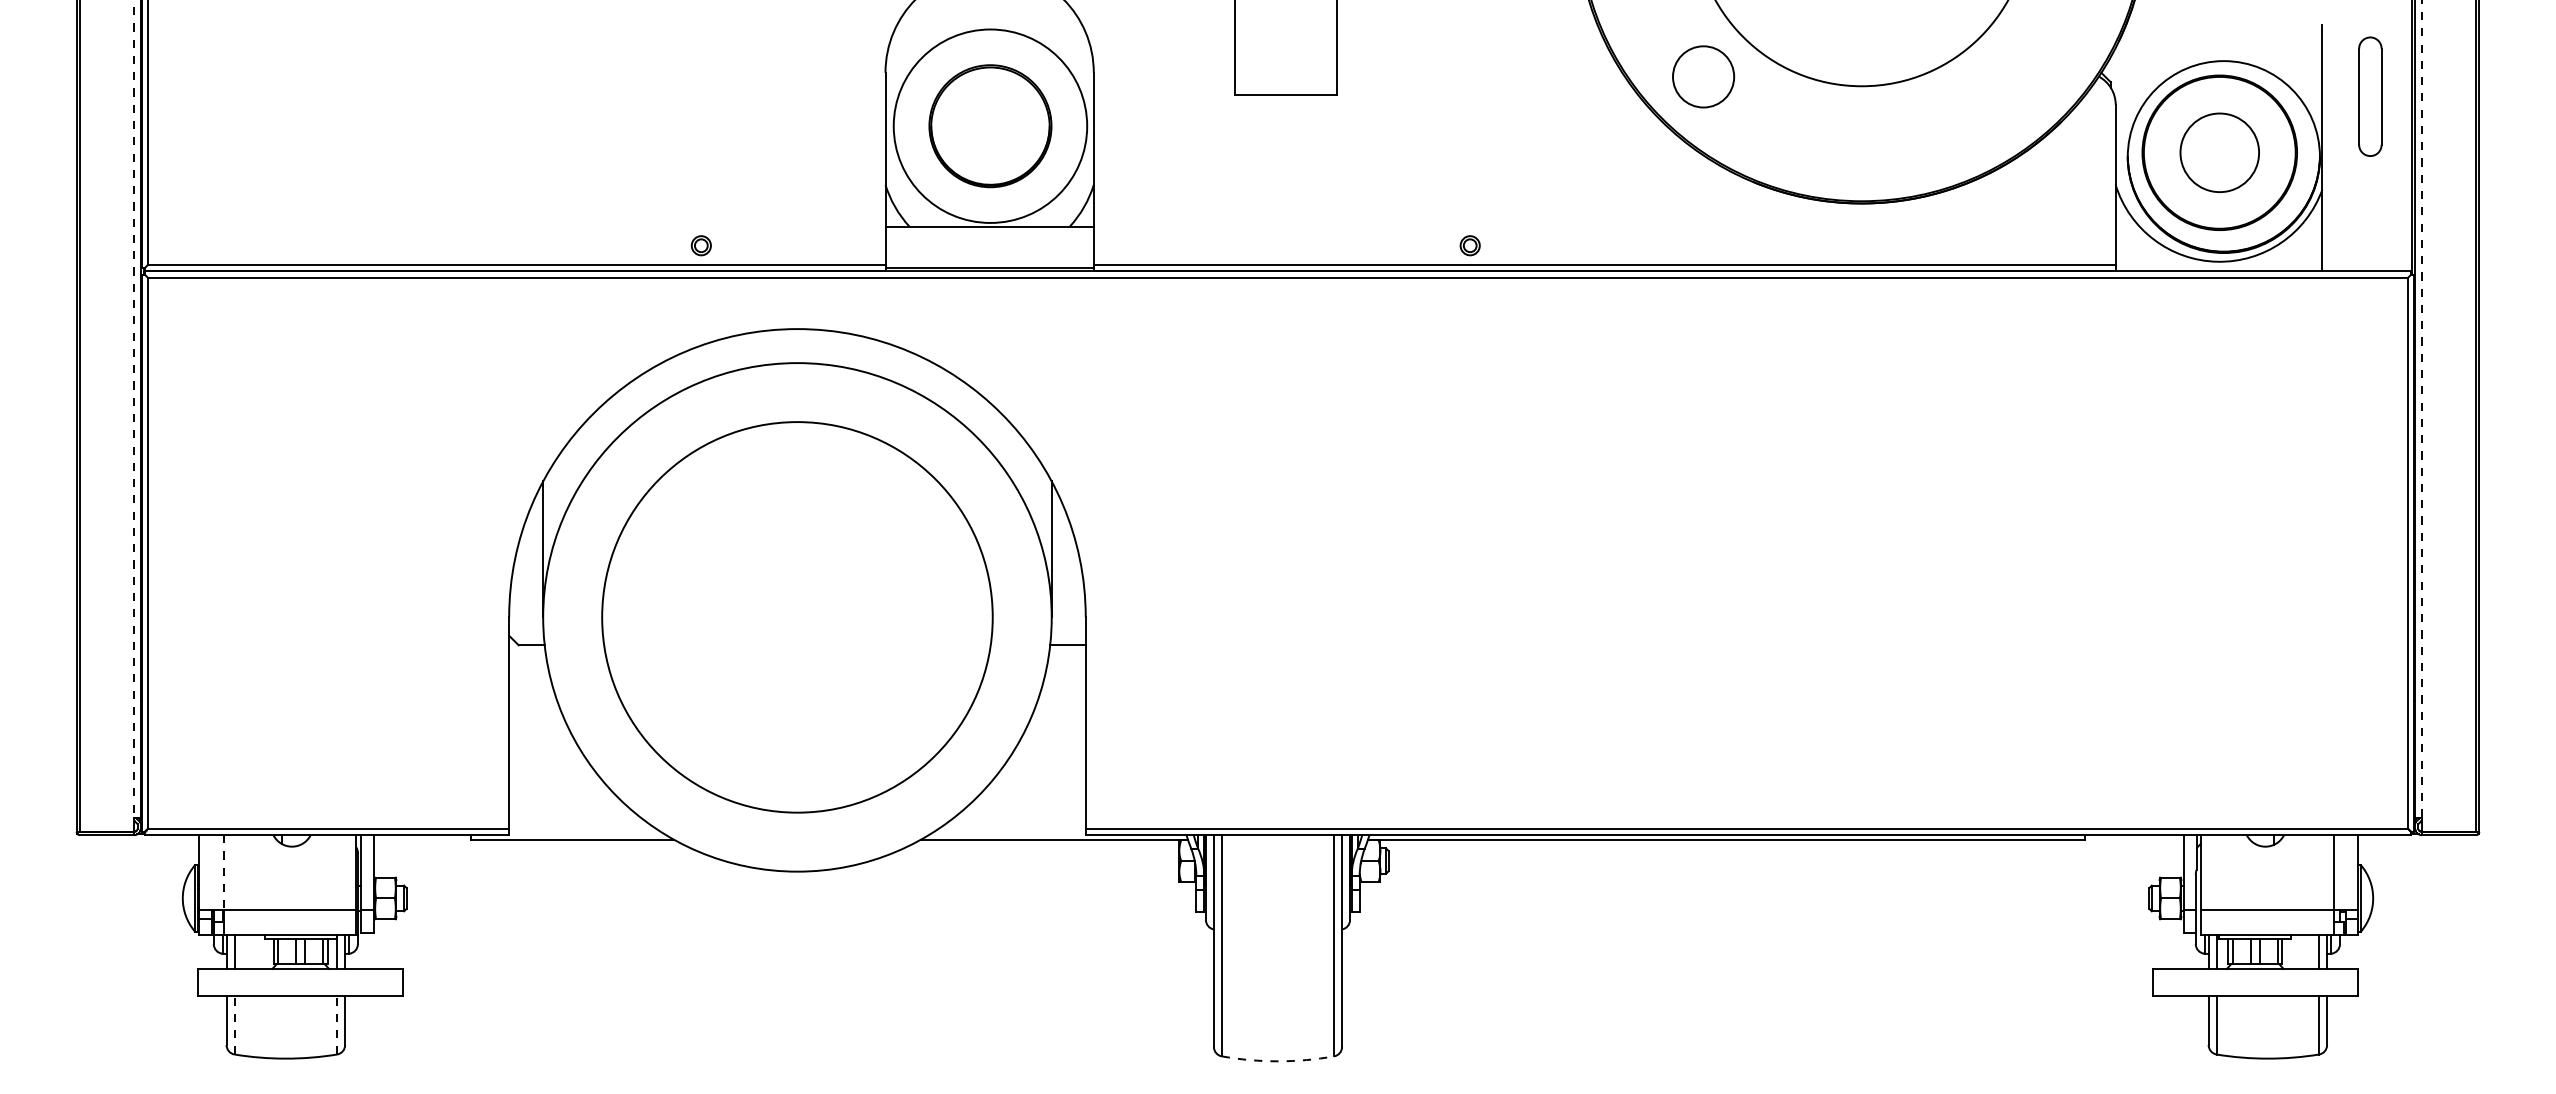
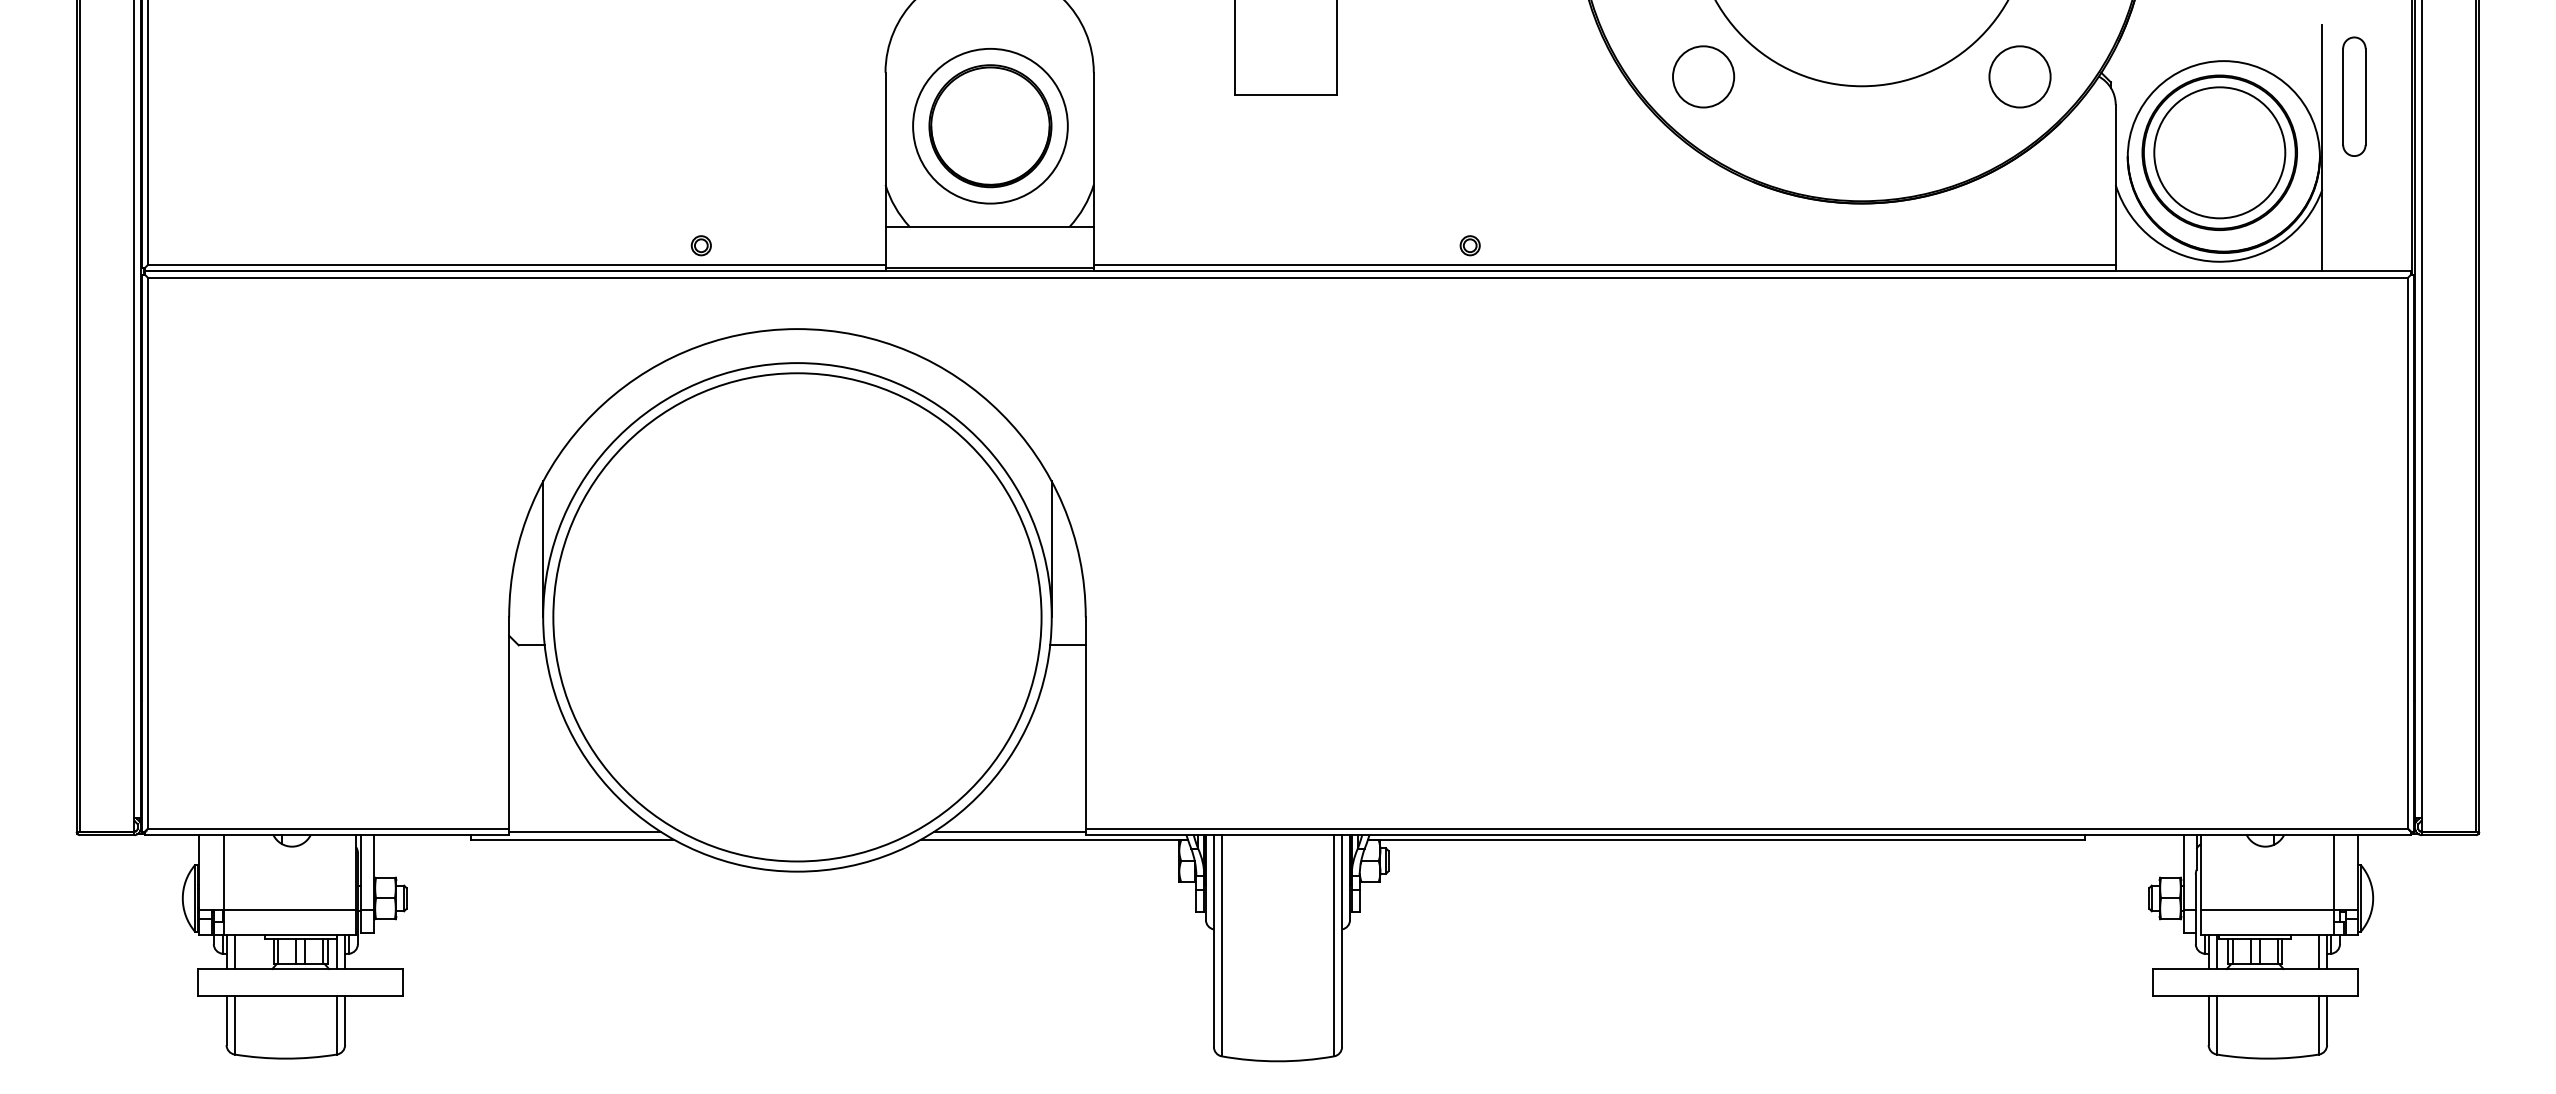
circle: none -> present (2019, 76)
part position: (2370, 96) -> (2354, 96) (2354, 96)
circle diameter: 193 px -> 155 px (990, 125)
circle diameter: 79 px -> 131 px (2219, 152)
line: dashed -> solid (2421, 408)
line: dashed -> solid (134, 409)
circle diameter: 391 px -> 488 px (797, 617)
line: none -> present (584, 831)
line: none -> present (1009, 831)
line: dashed -> solid (223, 872)
line: dashed -> solid (234, 1024)
line: dashed -> solid (337, 1024)
arc: dashed -> solid (1278, 1061)
